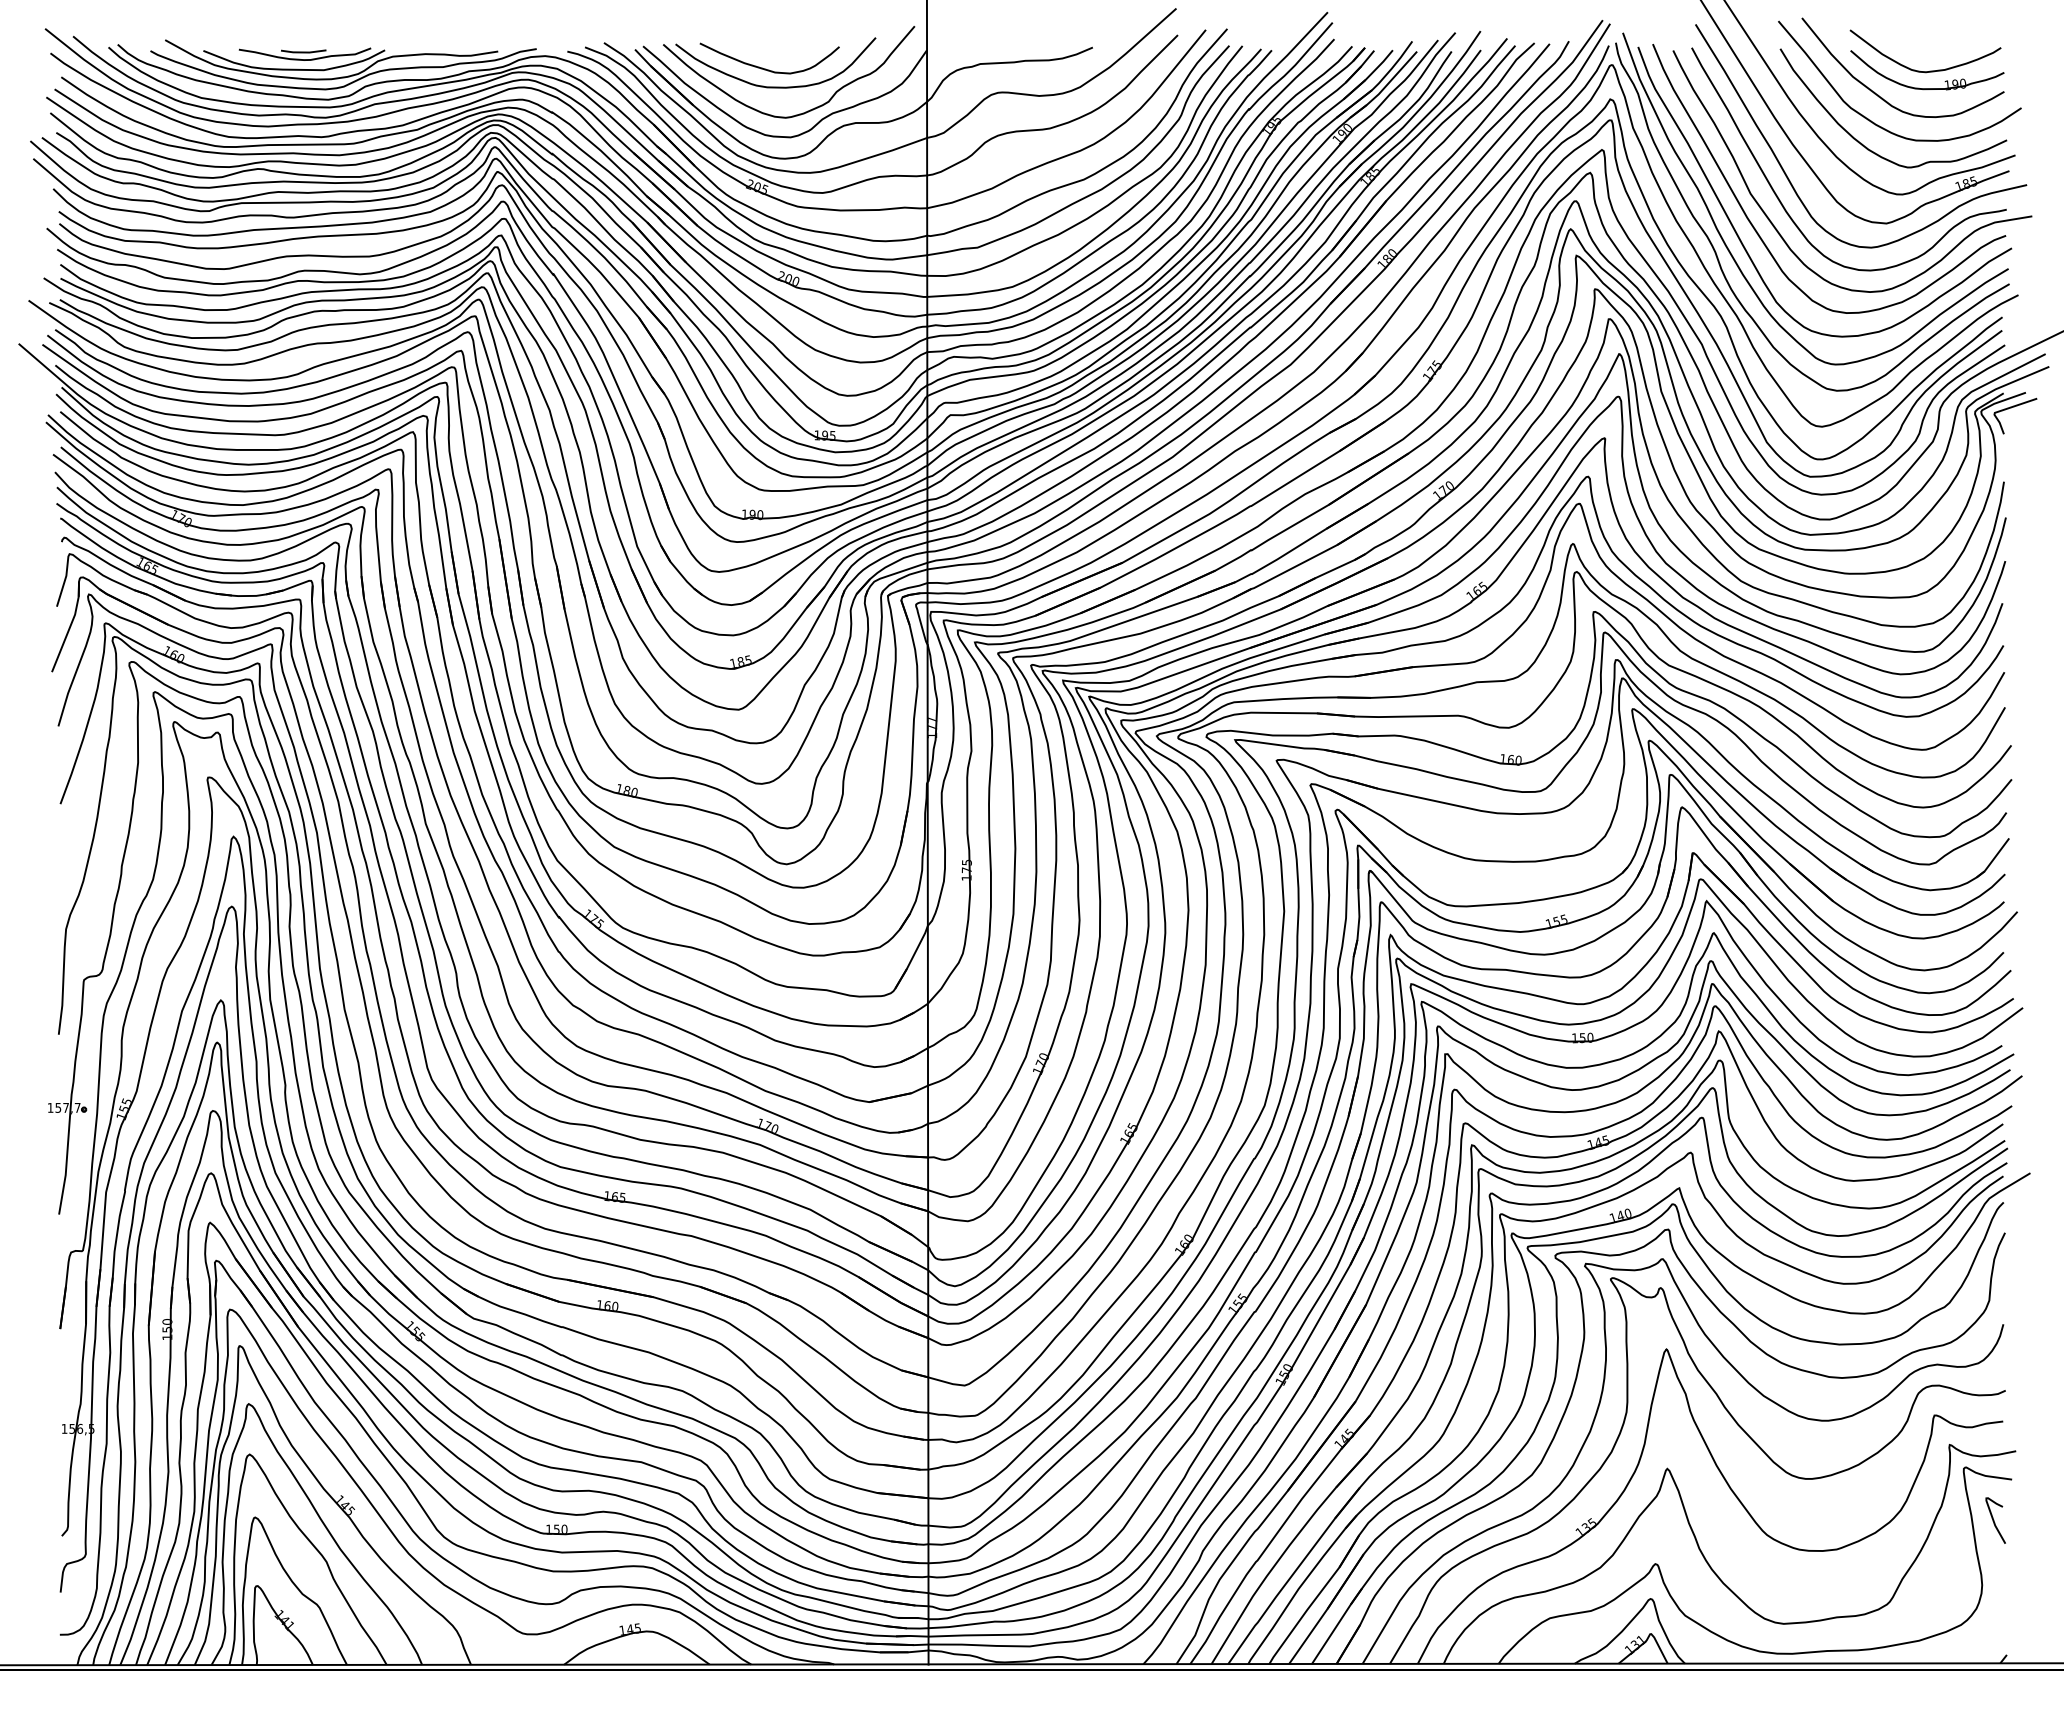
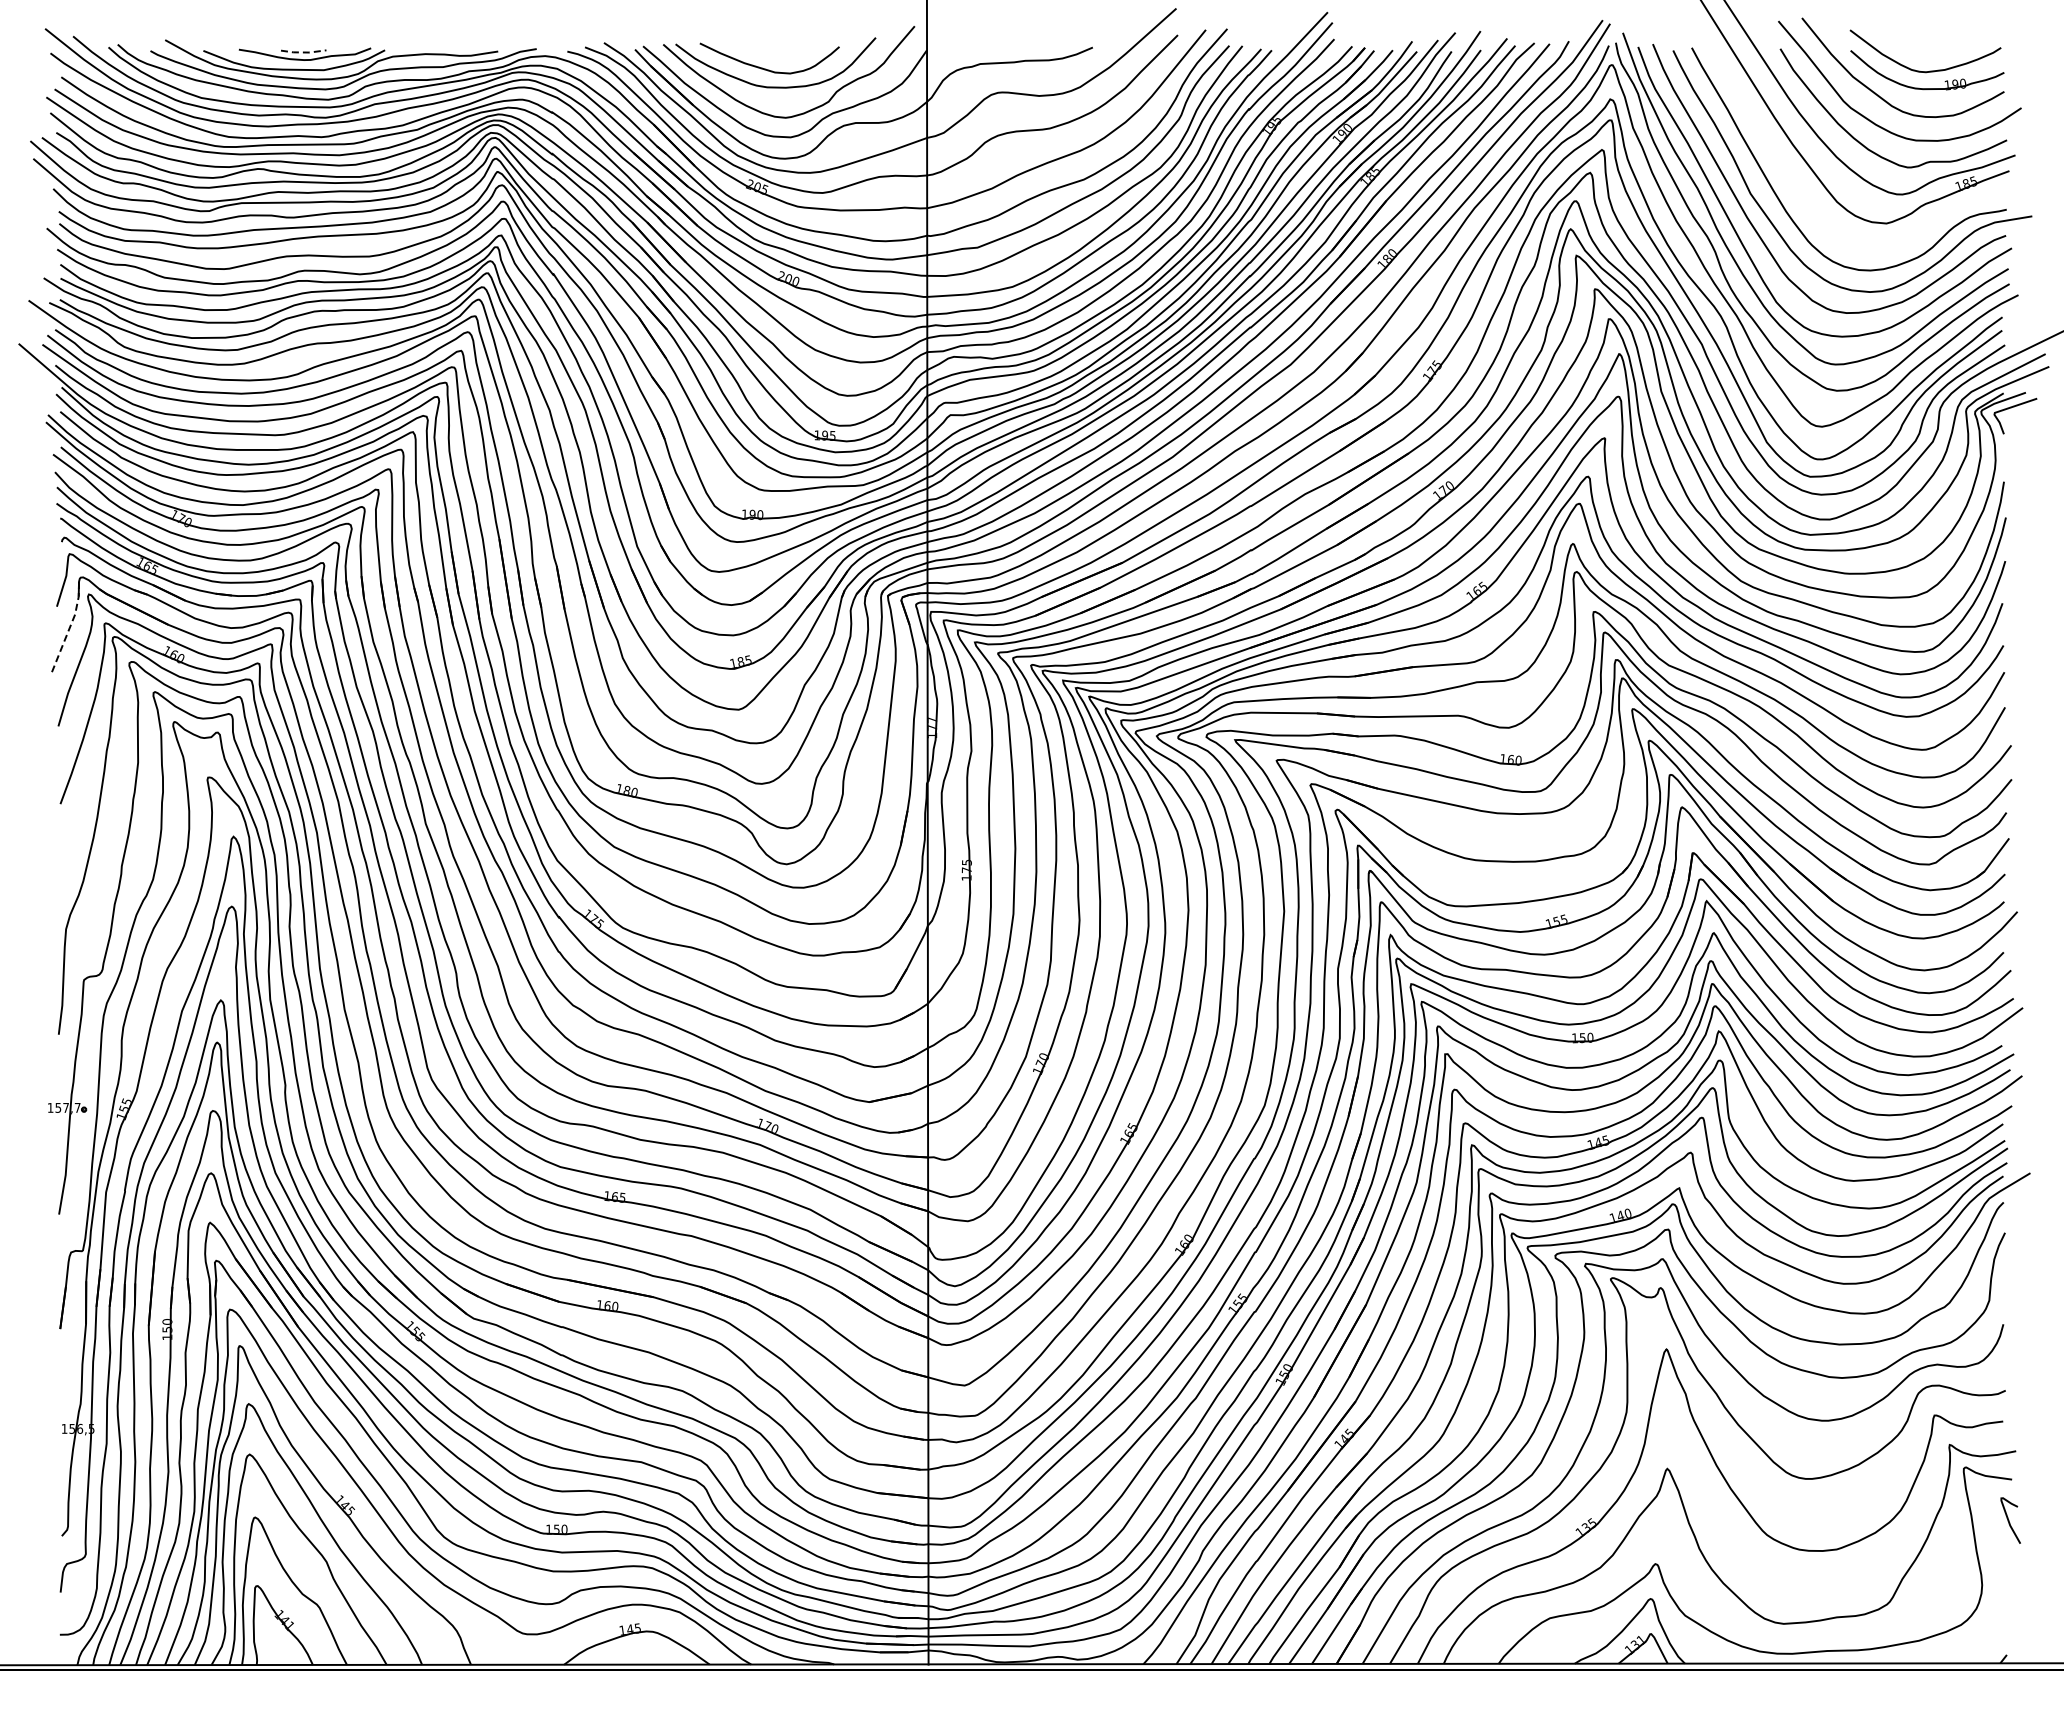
line: solid -> dashed (303, 52)
curve: present -> none (1790, 180)
line: solid -> dashed (70, 625)
curve position: (1994, 1520) -> (2009, 1520) (2009, 1520)
